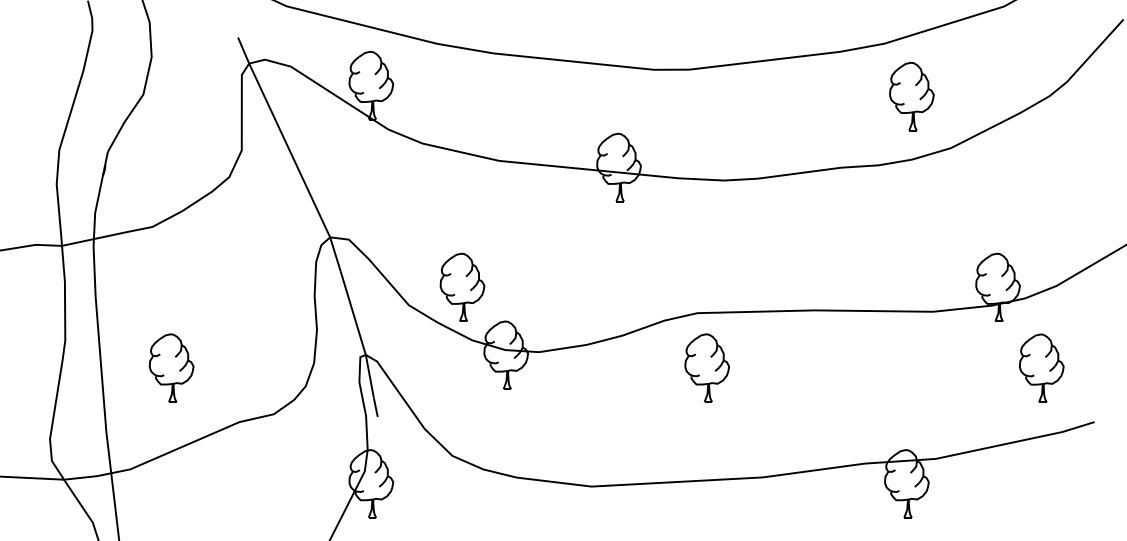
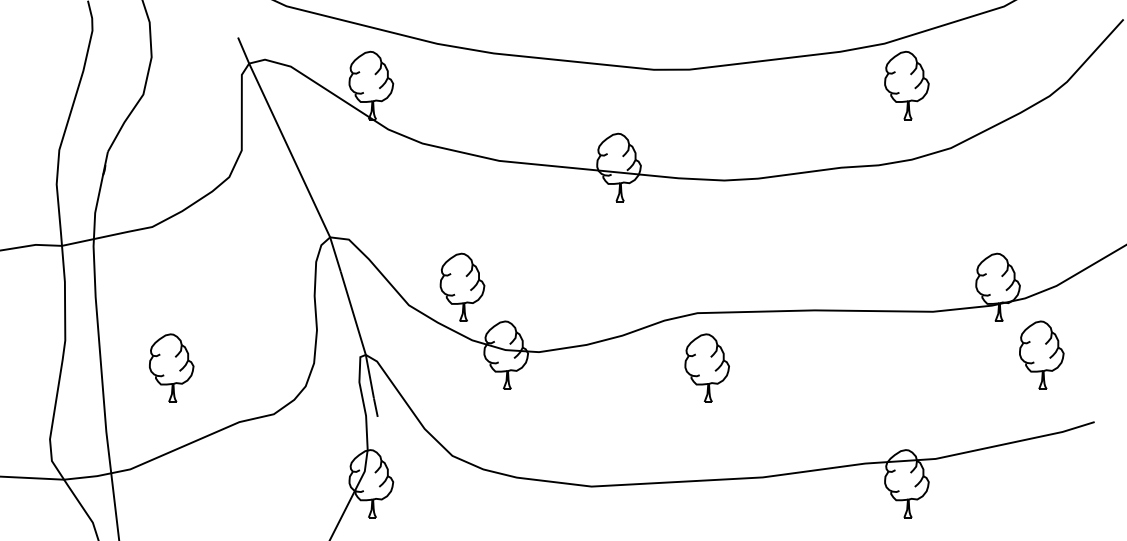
part position: (911, 96) -> (906, 85) (906, 85)
part position: (1041, 367) -> (1041, 354) (1041, 354)
